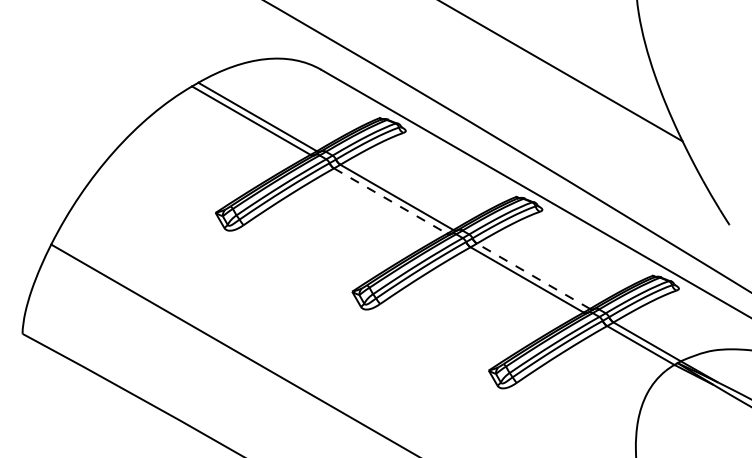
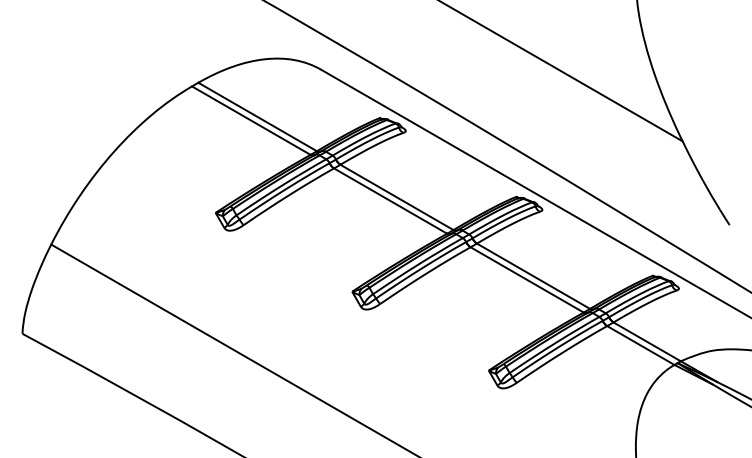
line: dashed -> solid (391, 201)
line: dashed -> solid (533, 276)
